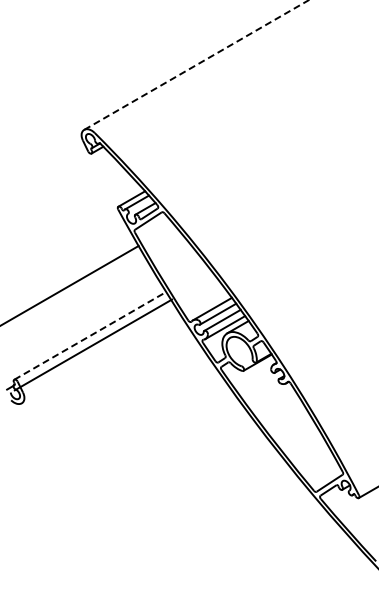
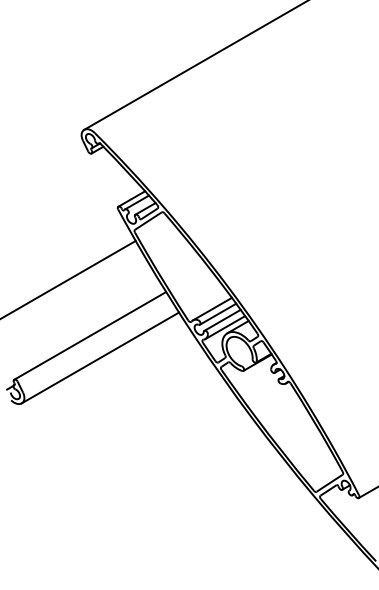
line: dashed -> solid (196, 64)
line position: (70, 284) -> (68, 278) (68, 278)
line: dashed -> solid (90, 335)
line position: (93, 344) -> (100, 357) (100, 357)
